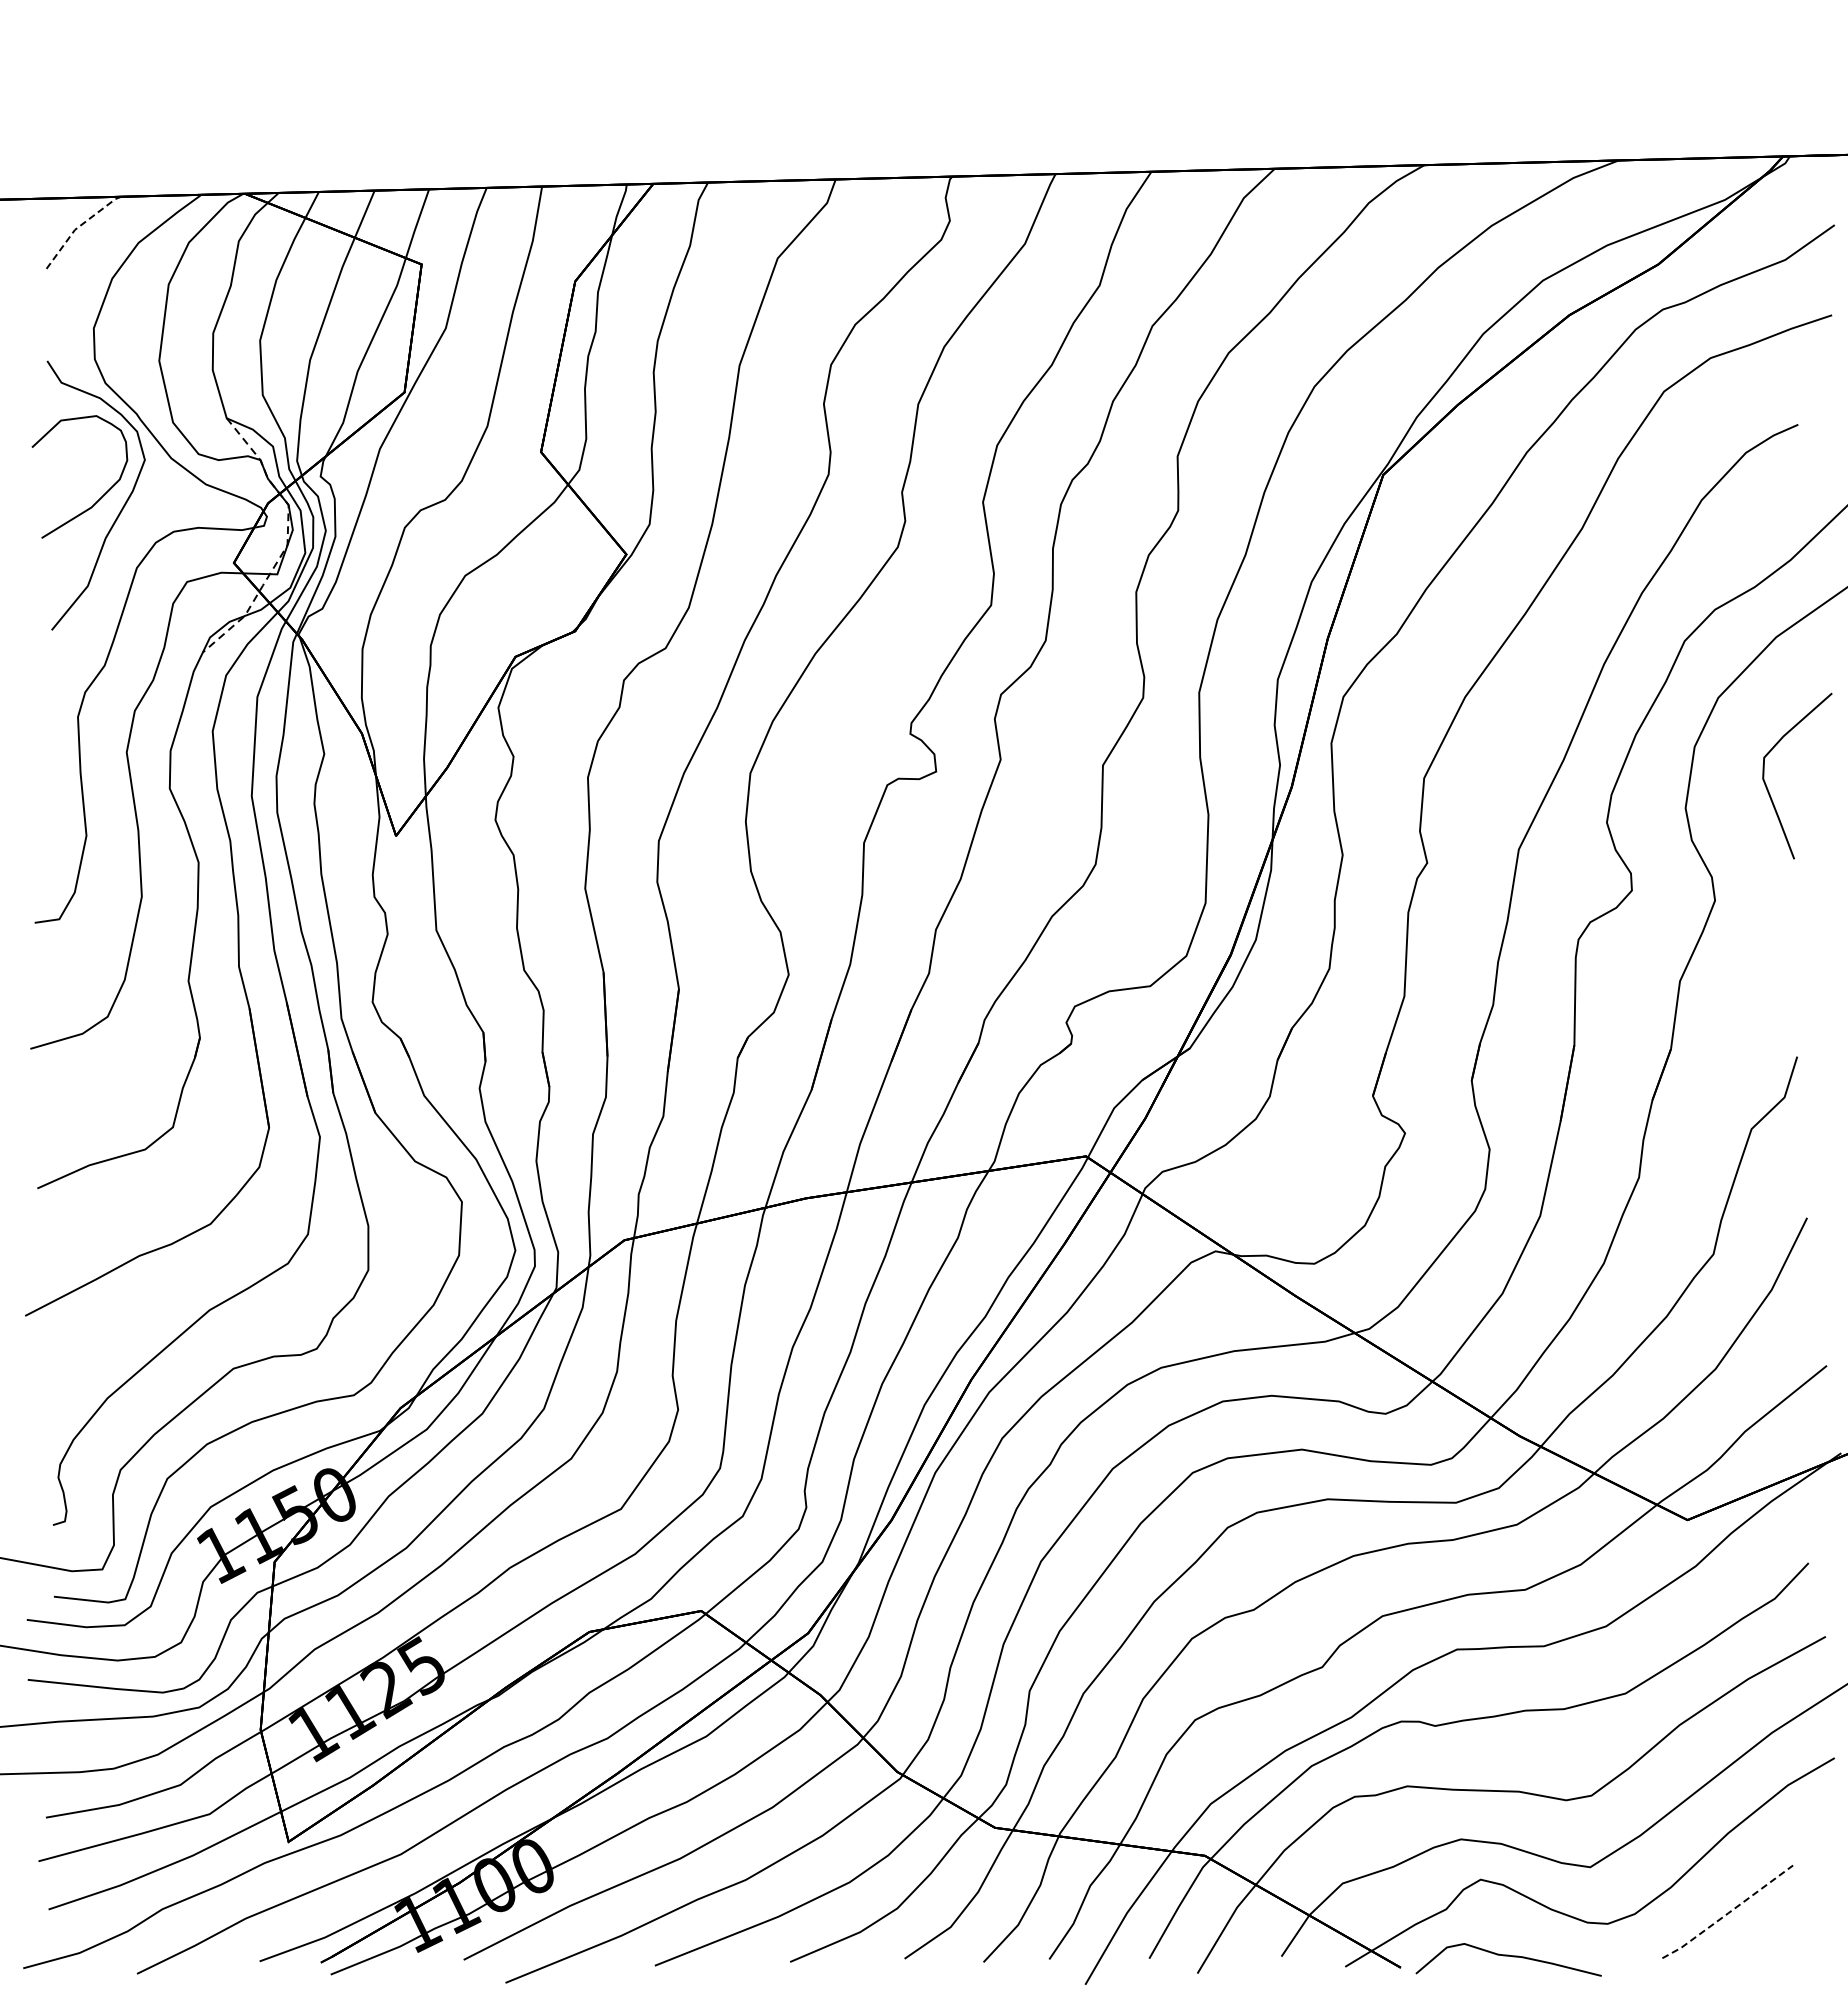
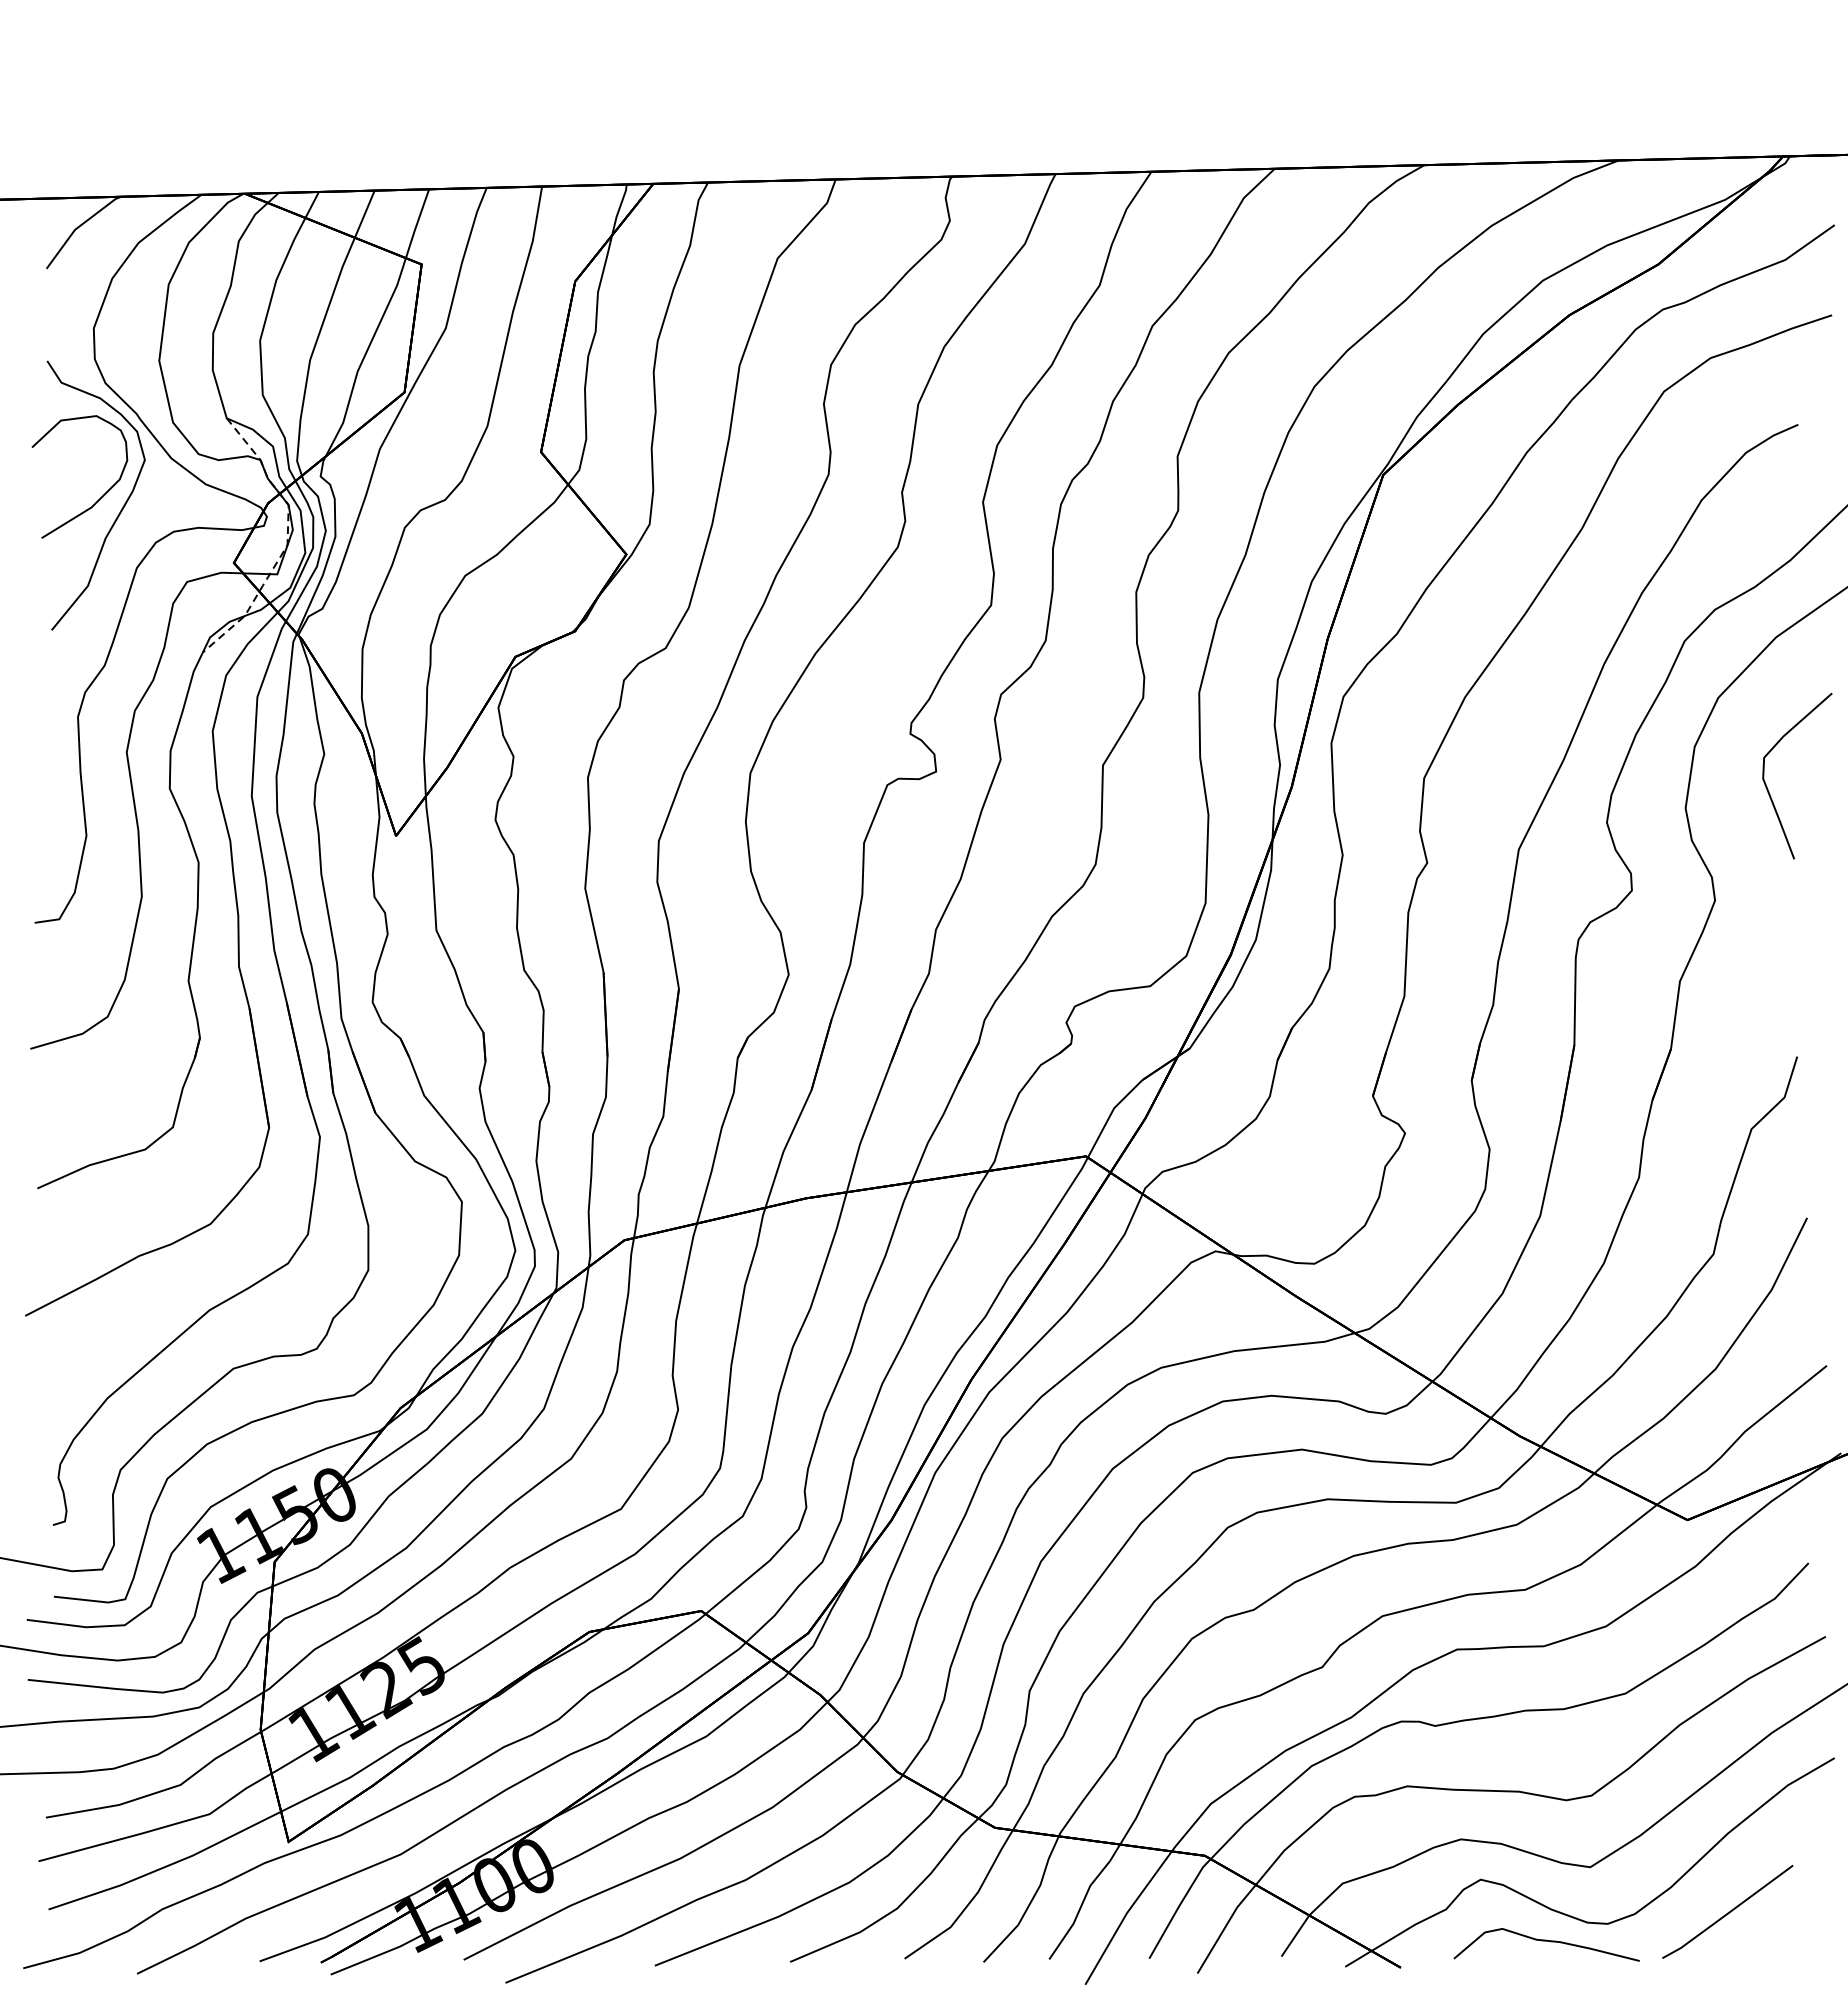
line: dashed -> solid (78, 226)
line: dashed -> solid (1728, 1913)
curve position: (1508, 1956) -> (1546, 1941) (1546, 1941)
